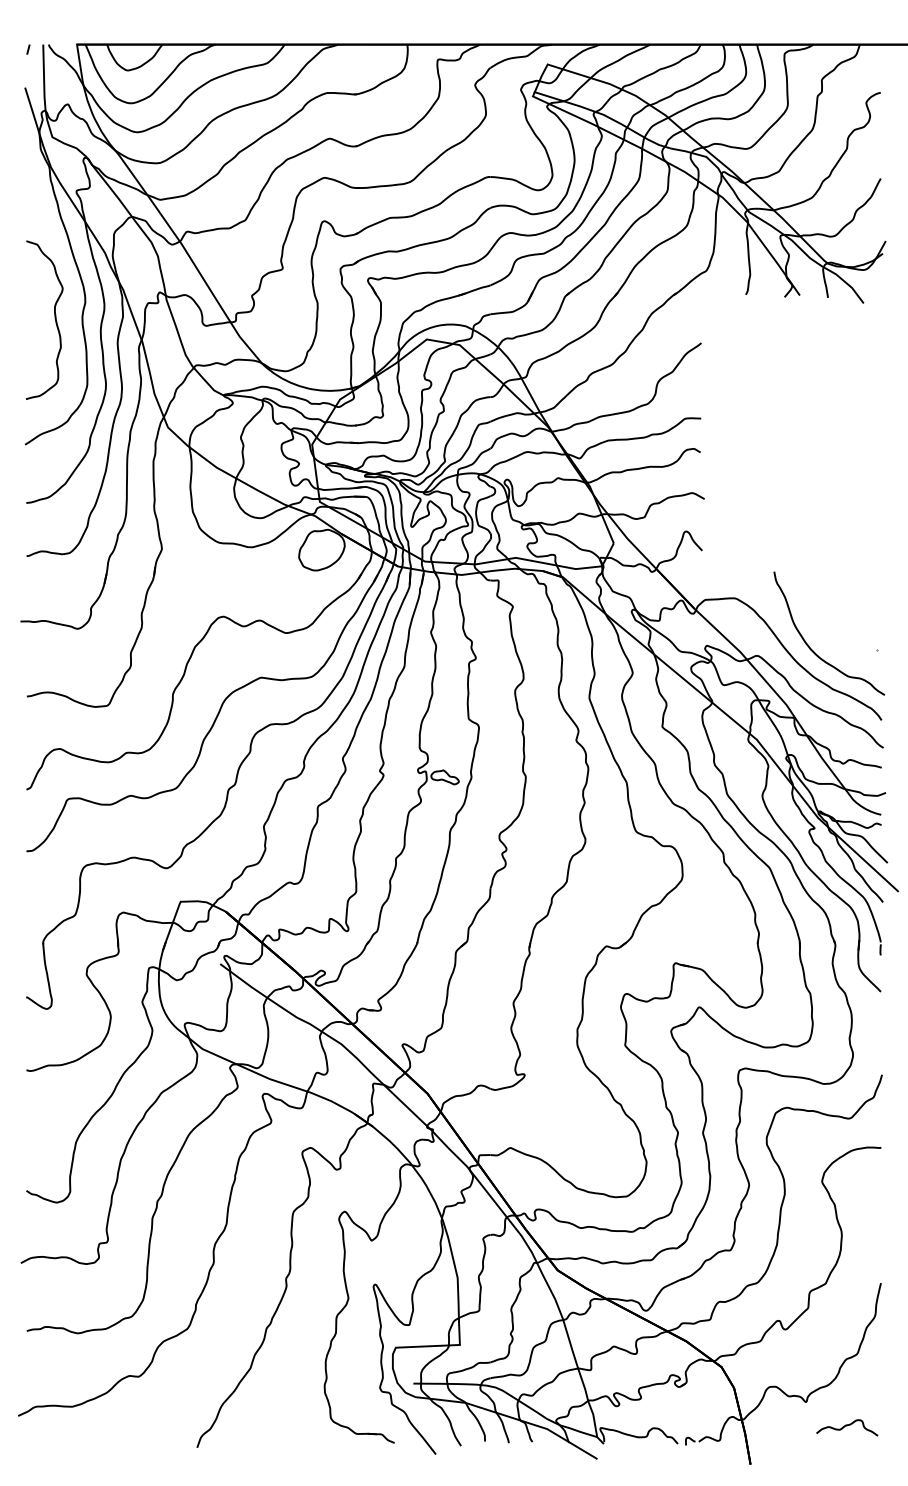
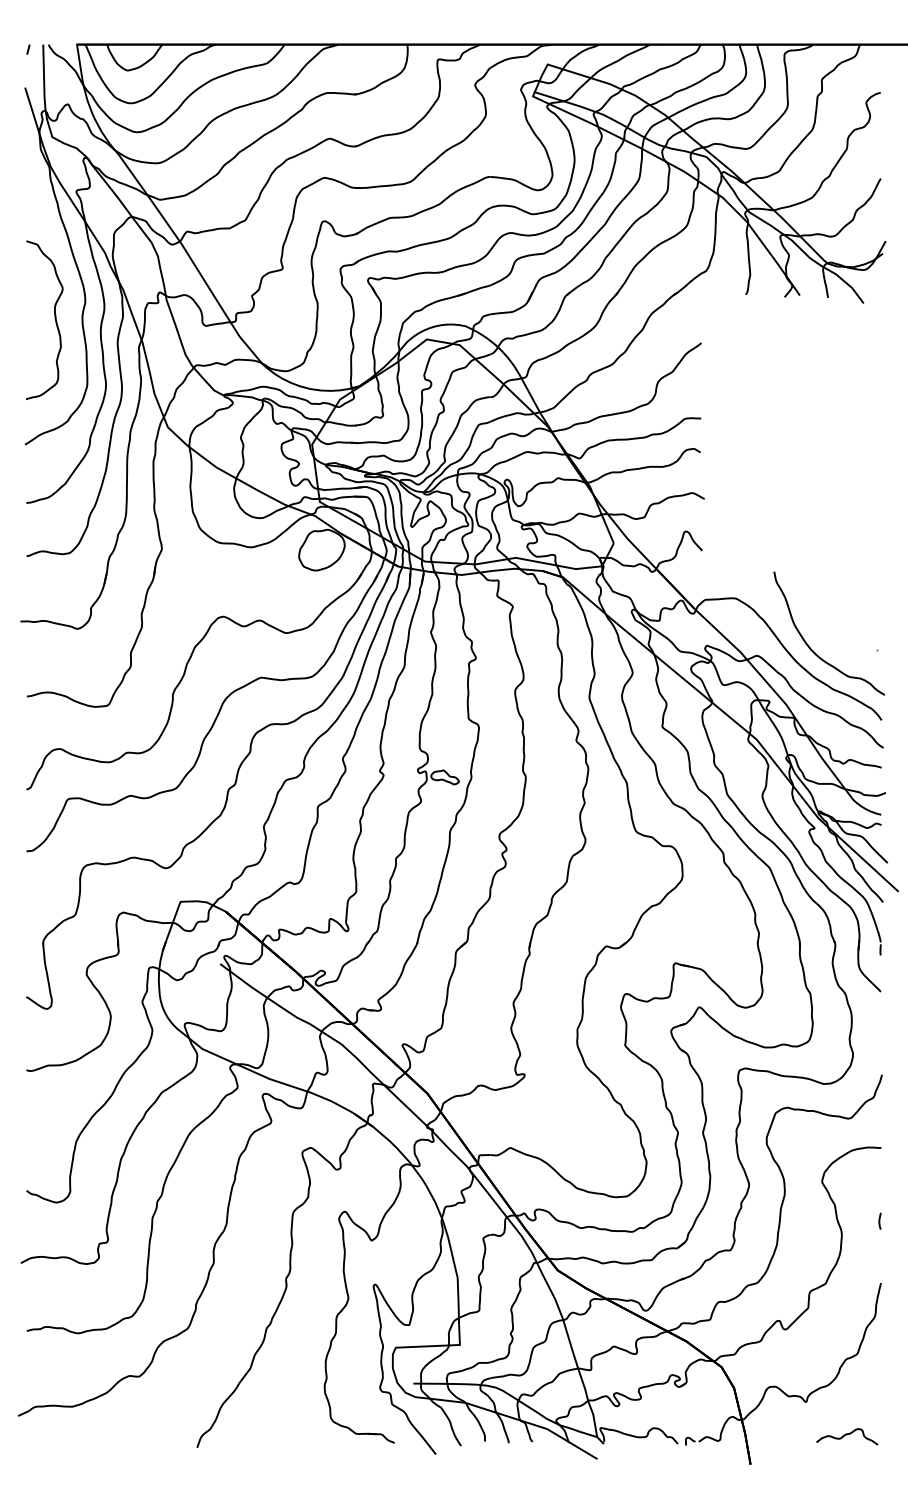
line: none -> present (879, 1220)
curve position: (847, 1426) -> (847, 1435) (847, 1435)
